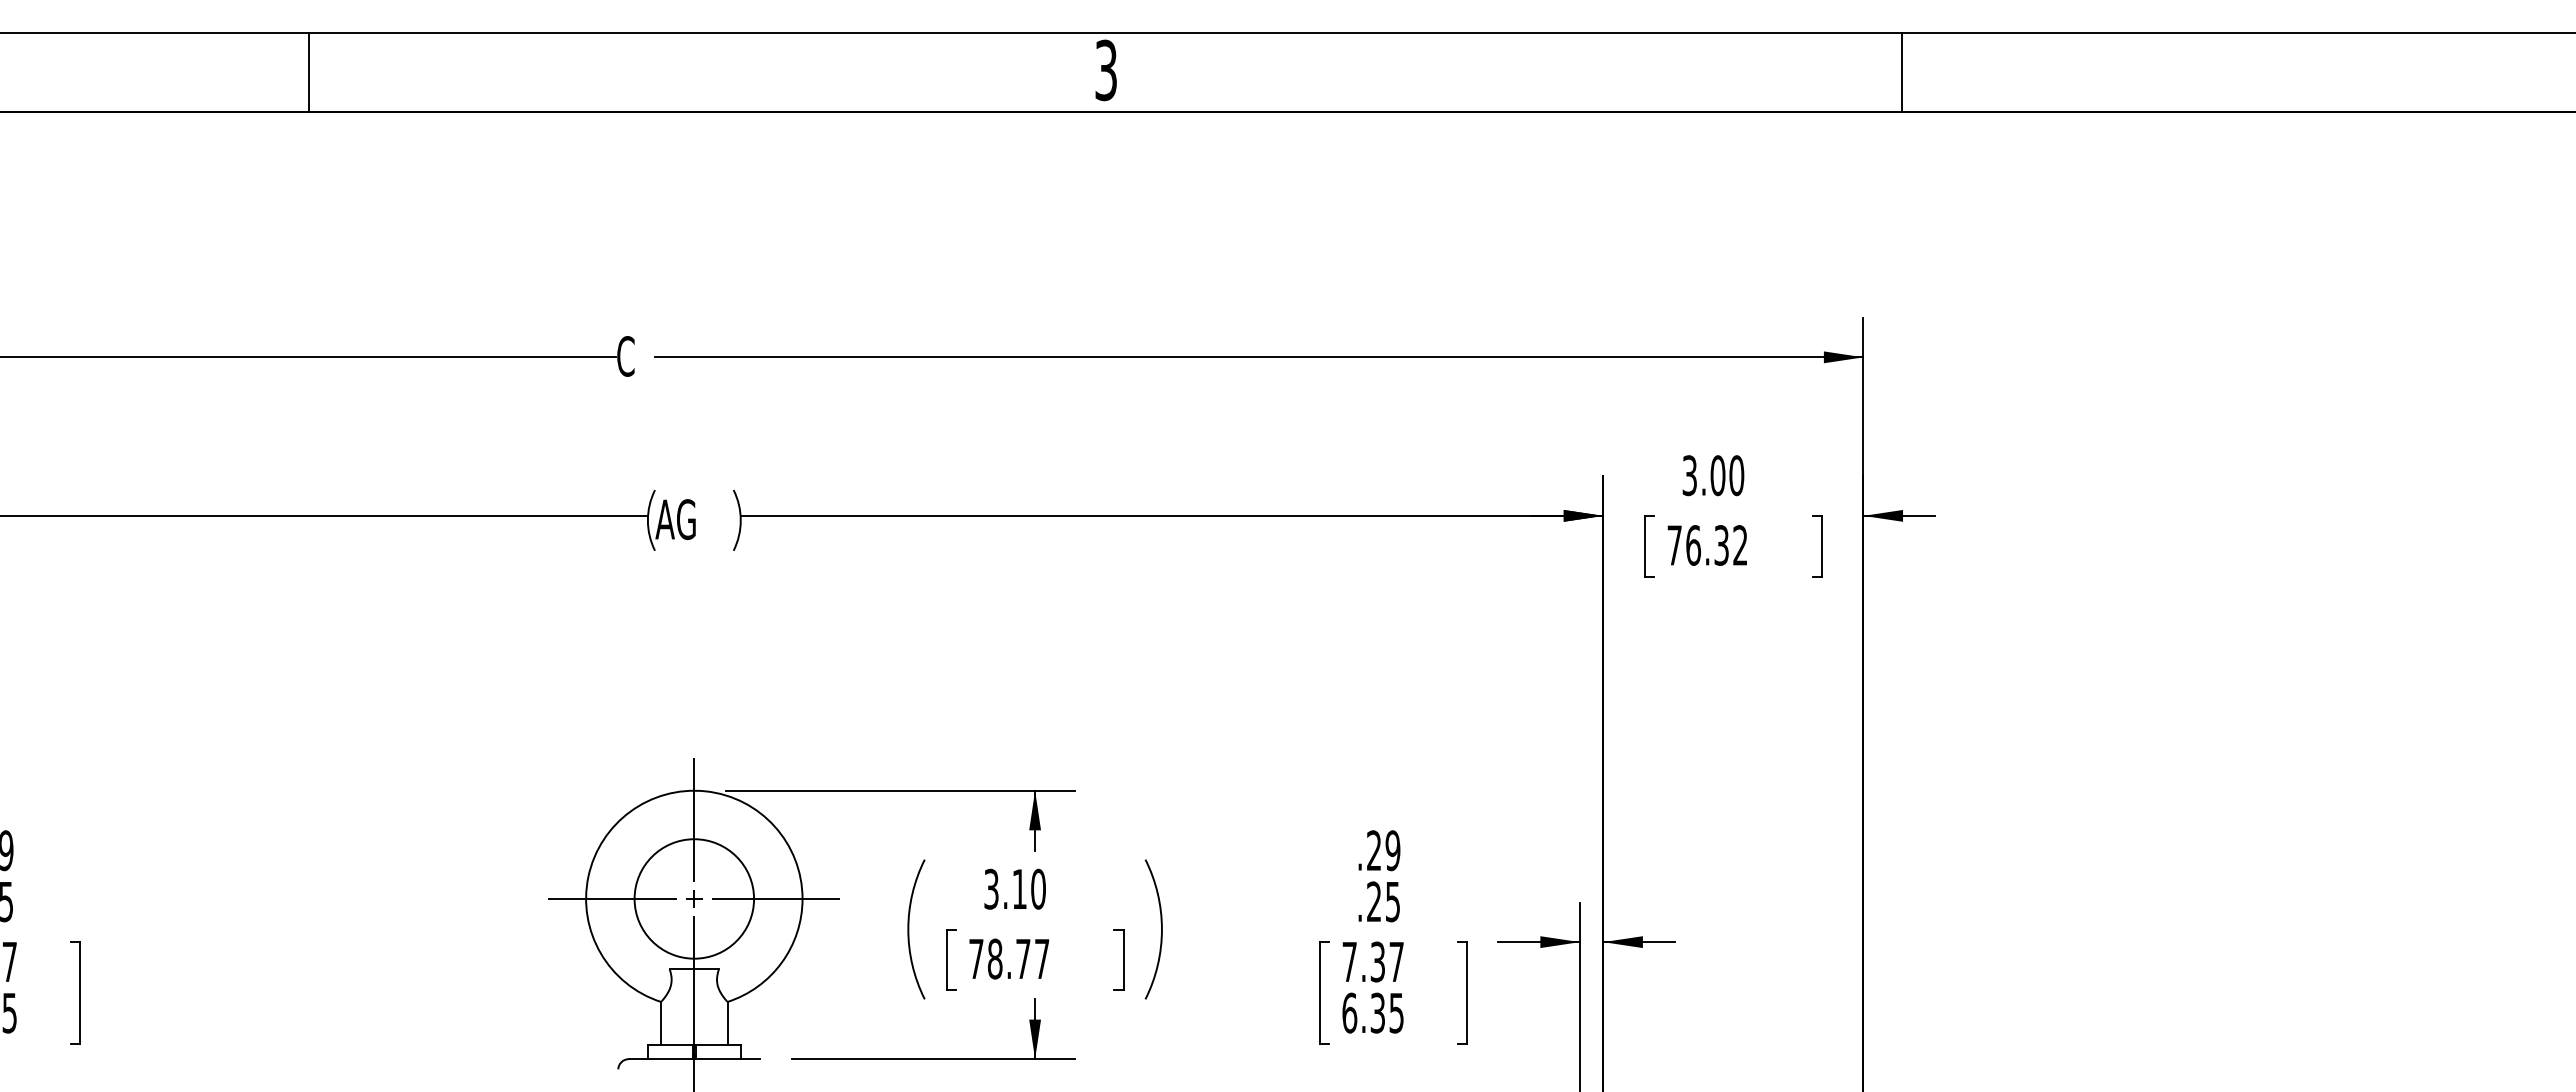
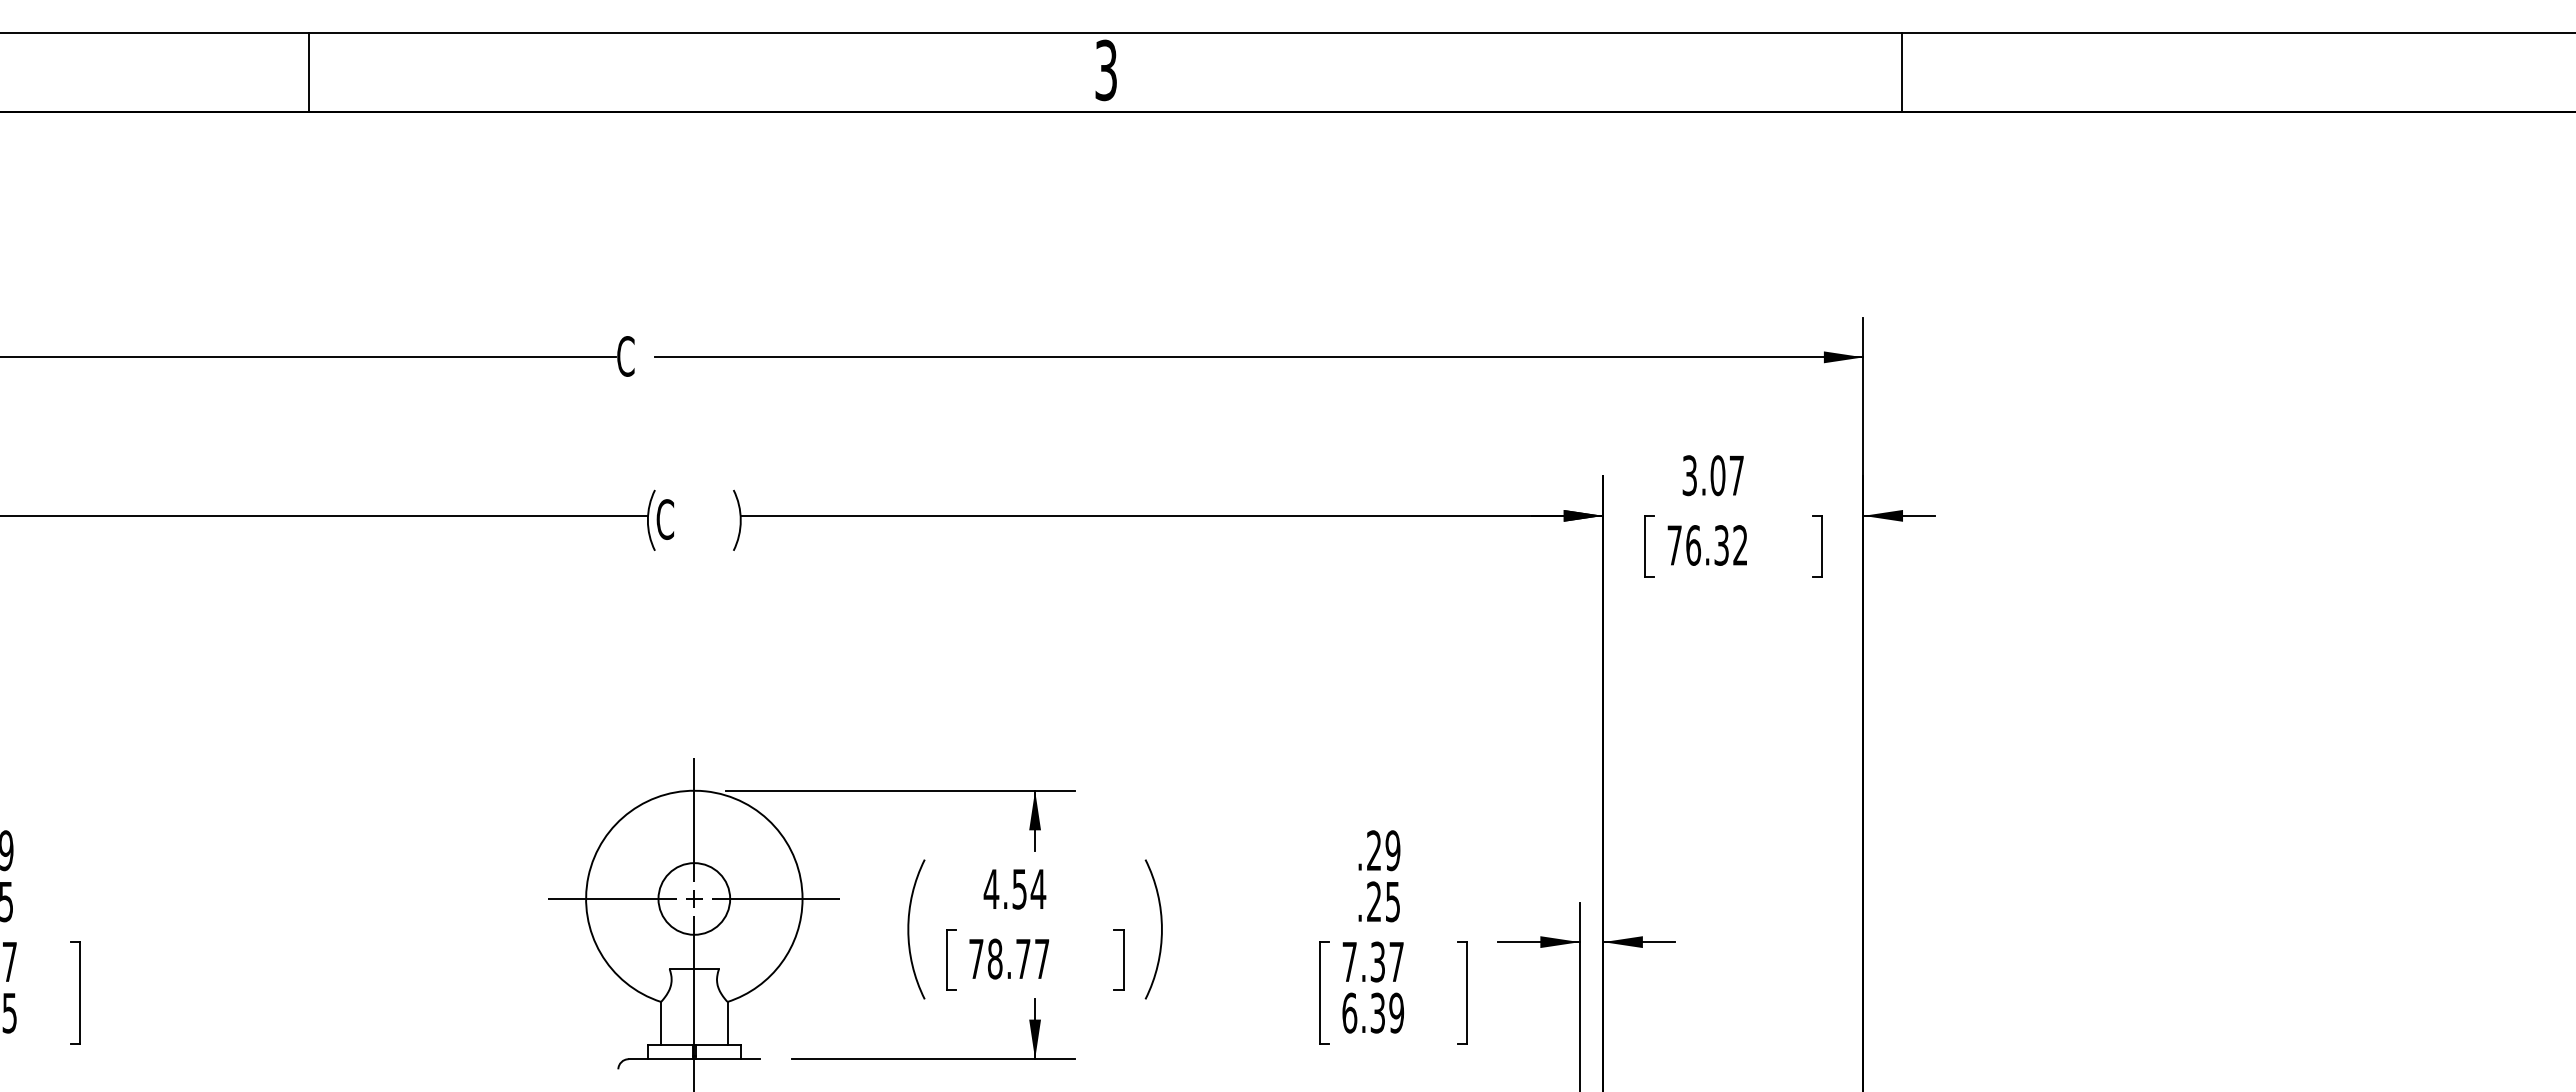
text: 3.00 -> 3.07 (1736, 475)
text: AG -> C (675, 519)
text: 3.10 -> 4.54 (1014, 888)
circle diameter: 119 px -> 72 px (694, 898)
text: 6.35 -> 6.39 (1396, 1012)
